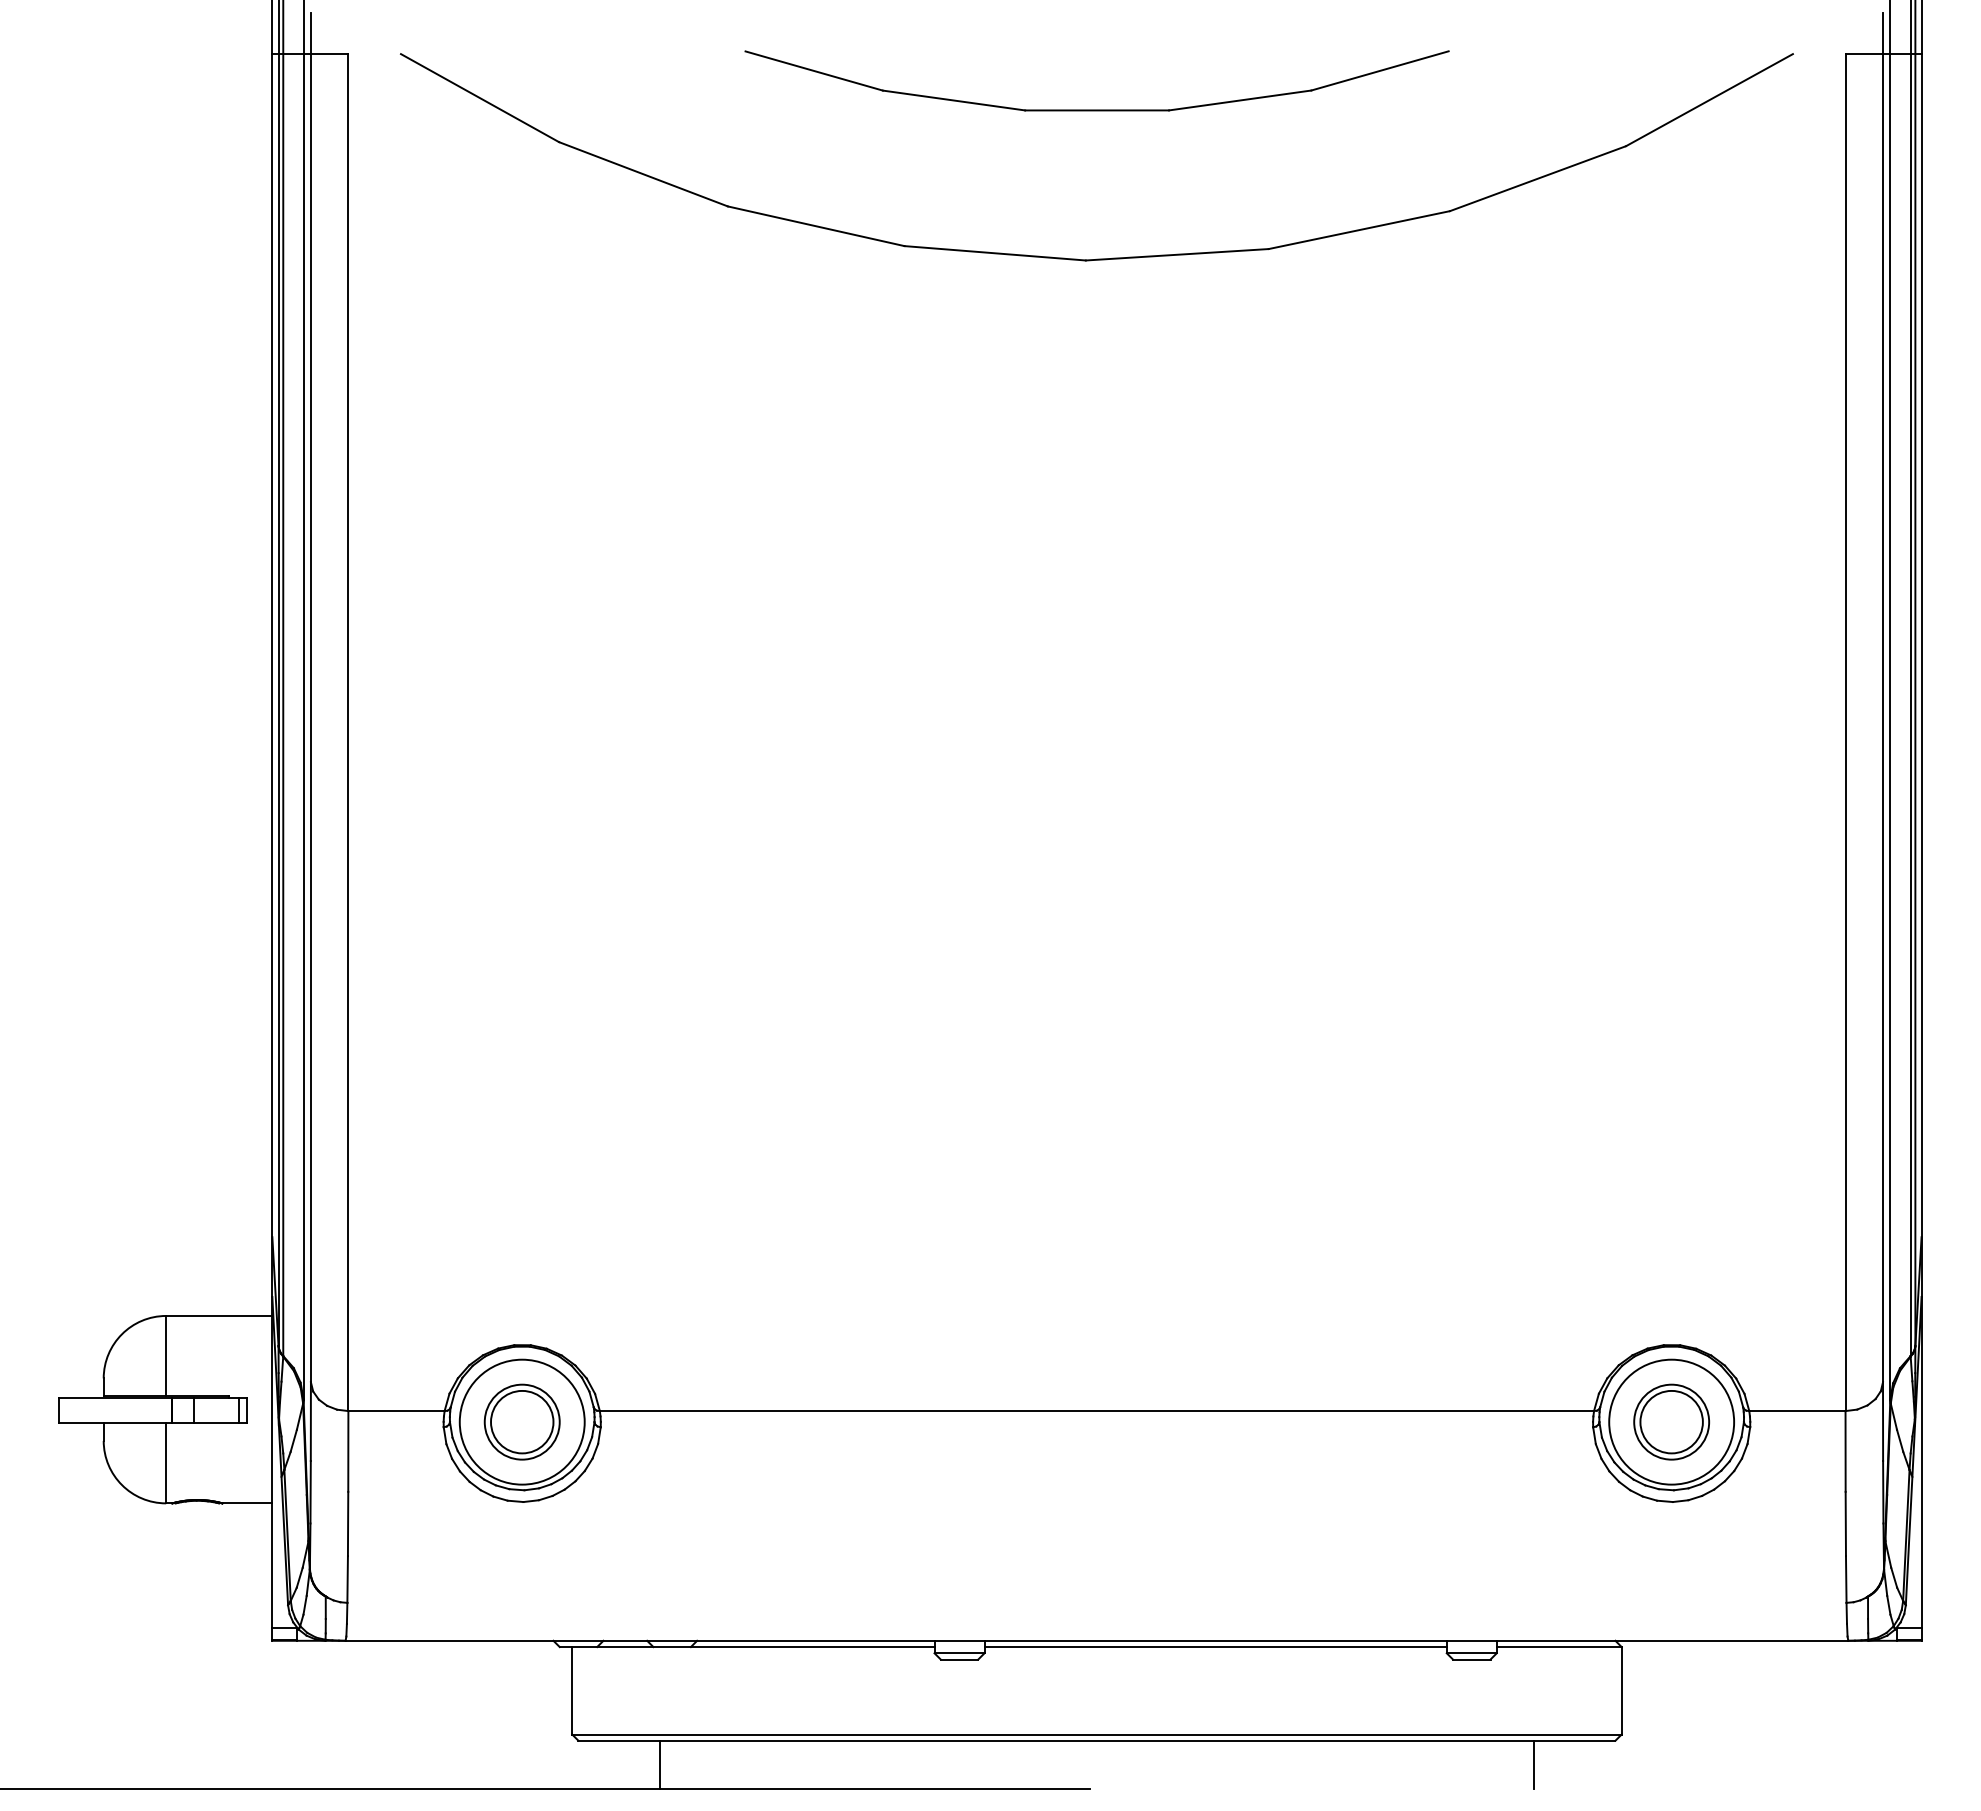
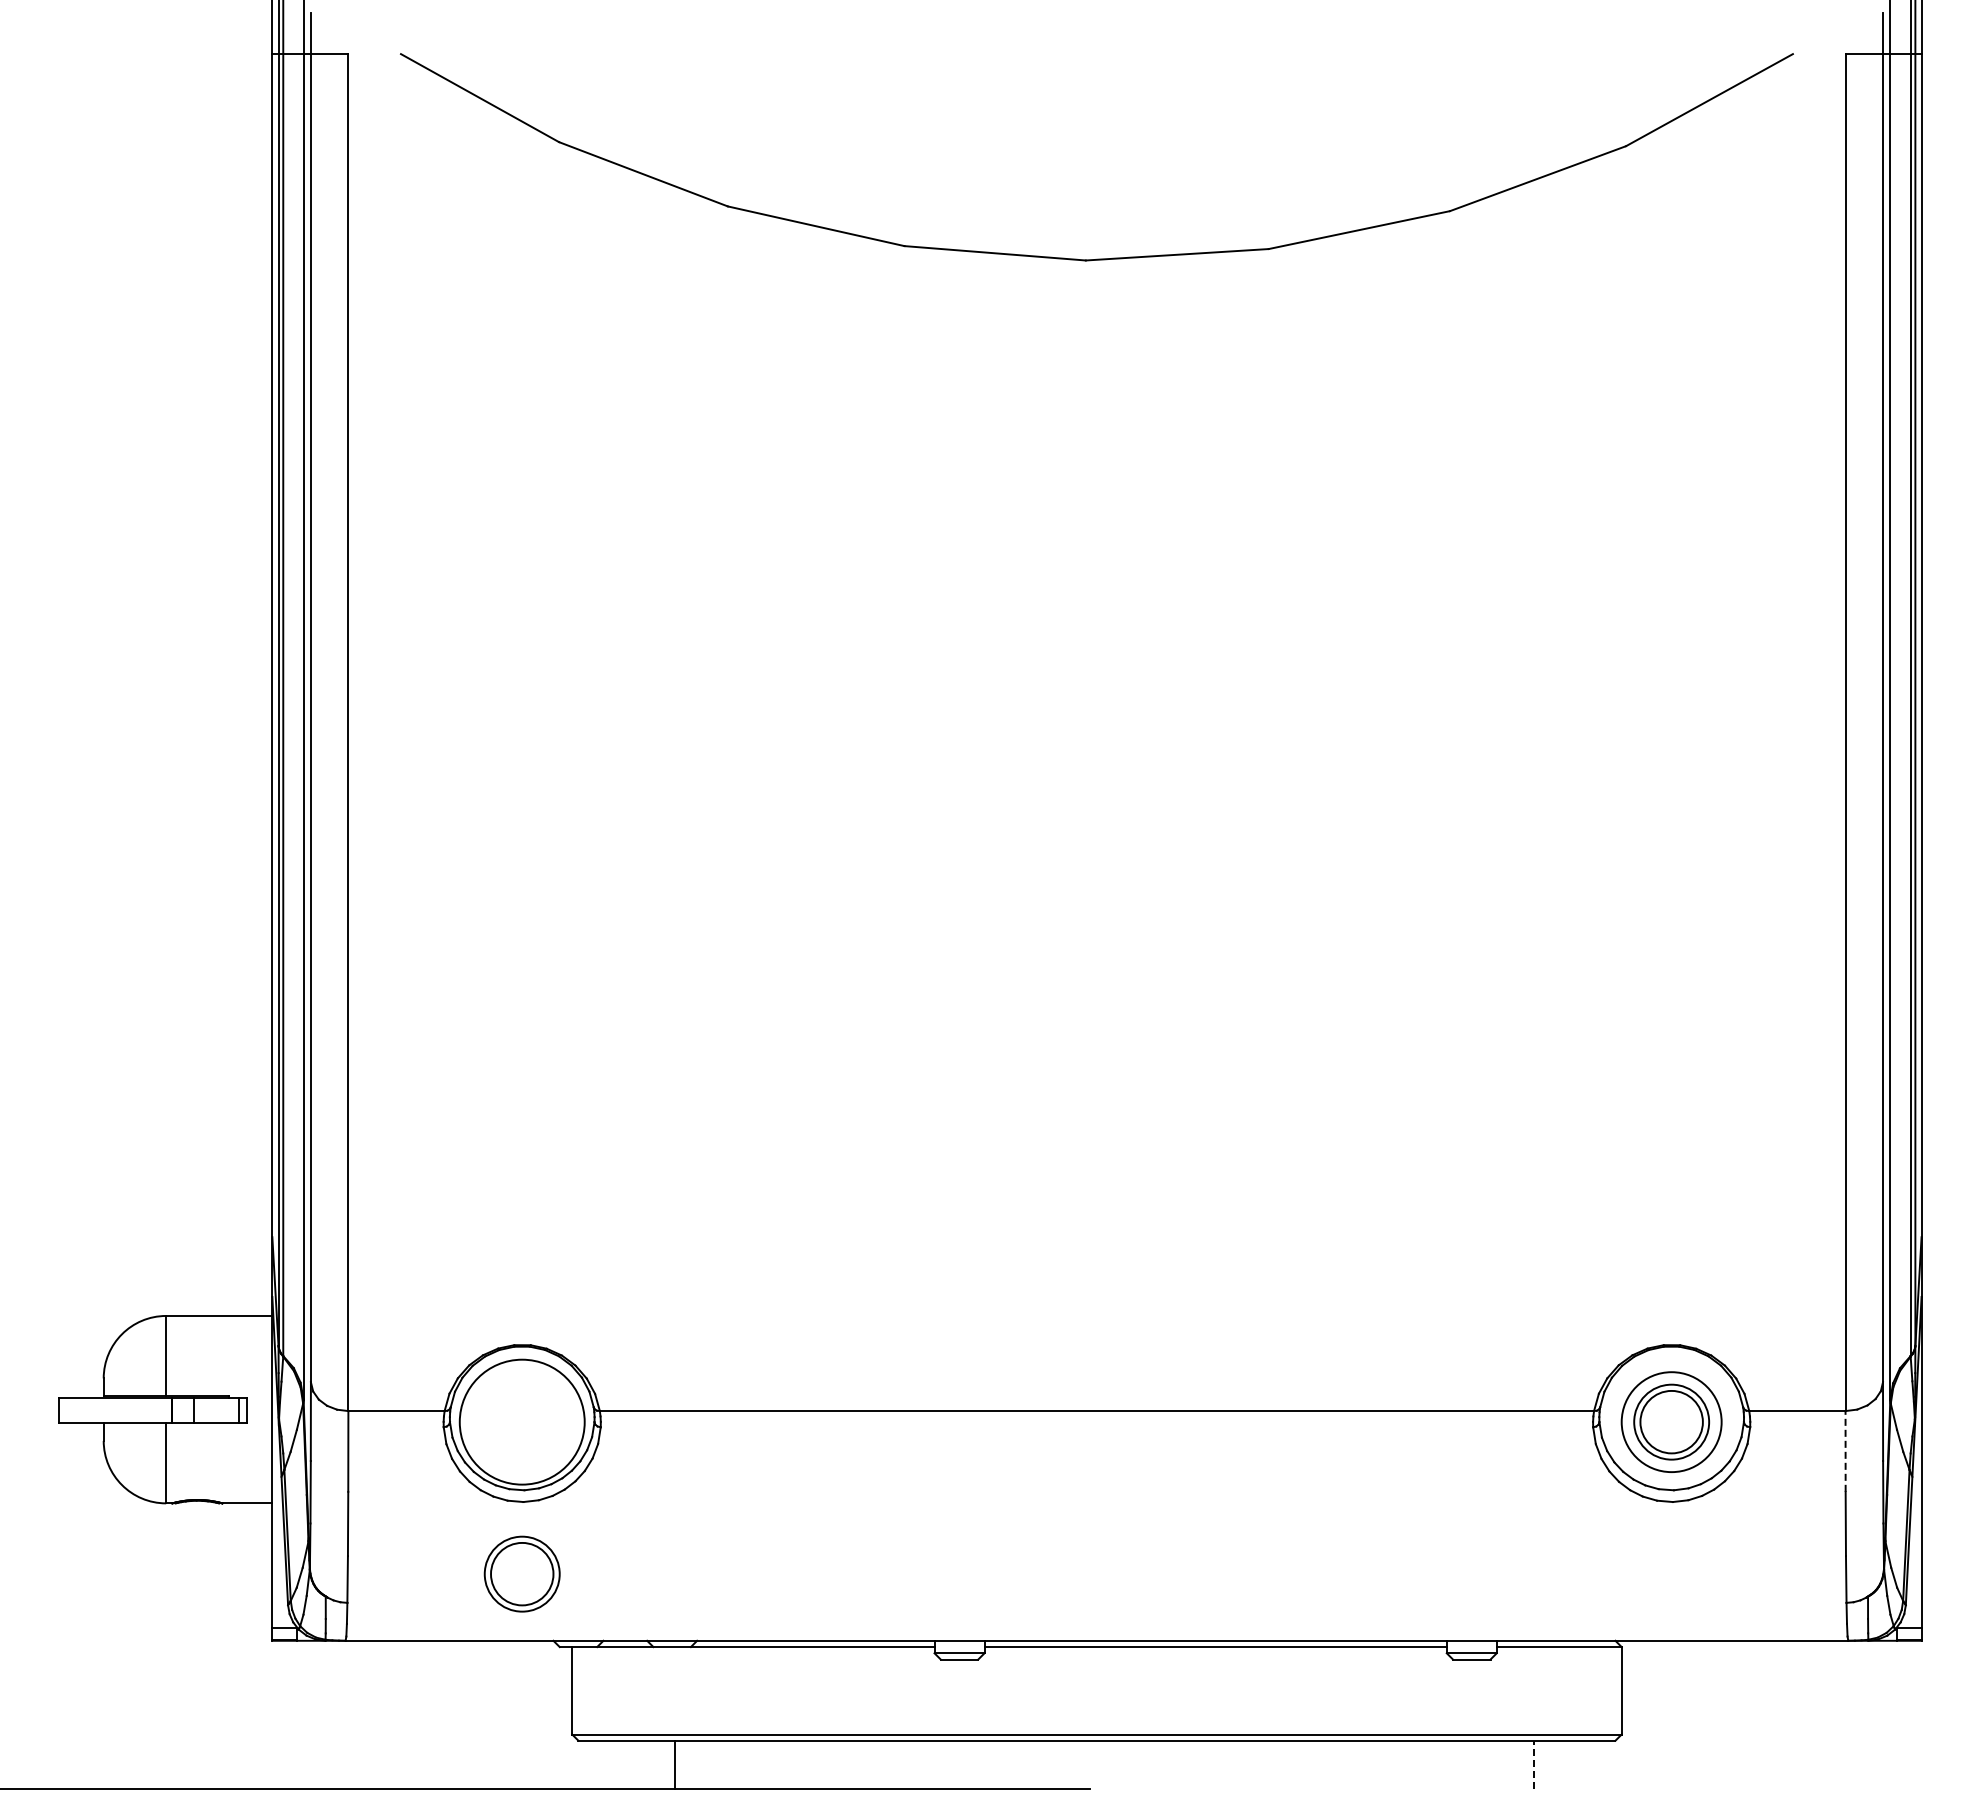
part: present -> none (1096, 109)
part position: (521, 1421) -> (521, 1573) (521, 1573)
circle diameter: 125 px -> 100 px (1671, 1422)
line: solid -> dashed (1845, 1450)
line position: (659, 1764) -> (674, 1764) (674, 1764)
line: solid -> dashed (1534, 1764)
